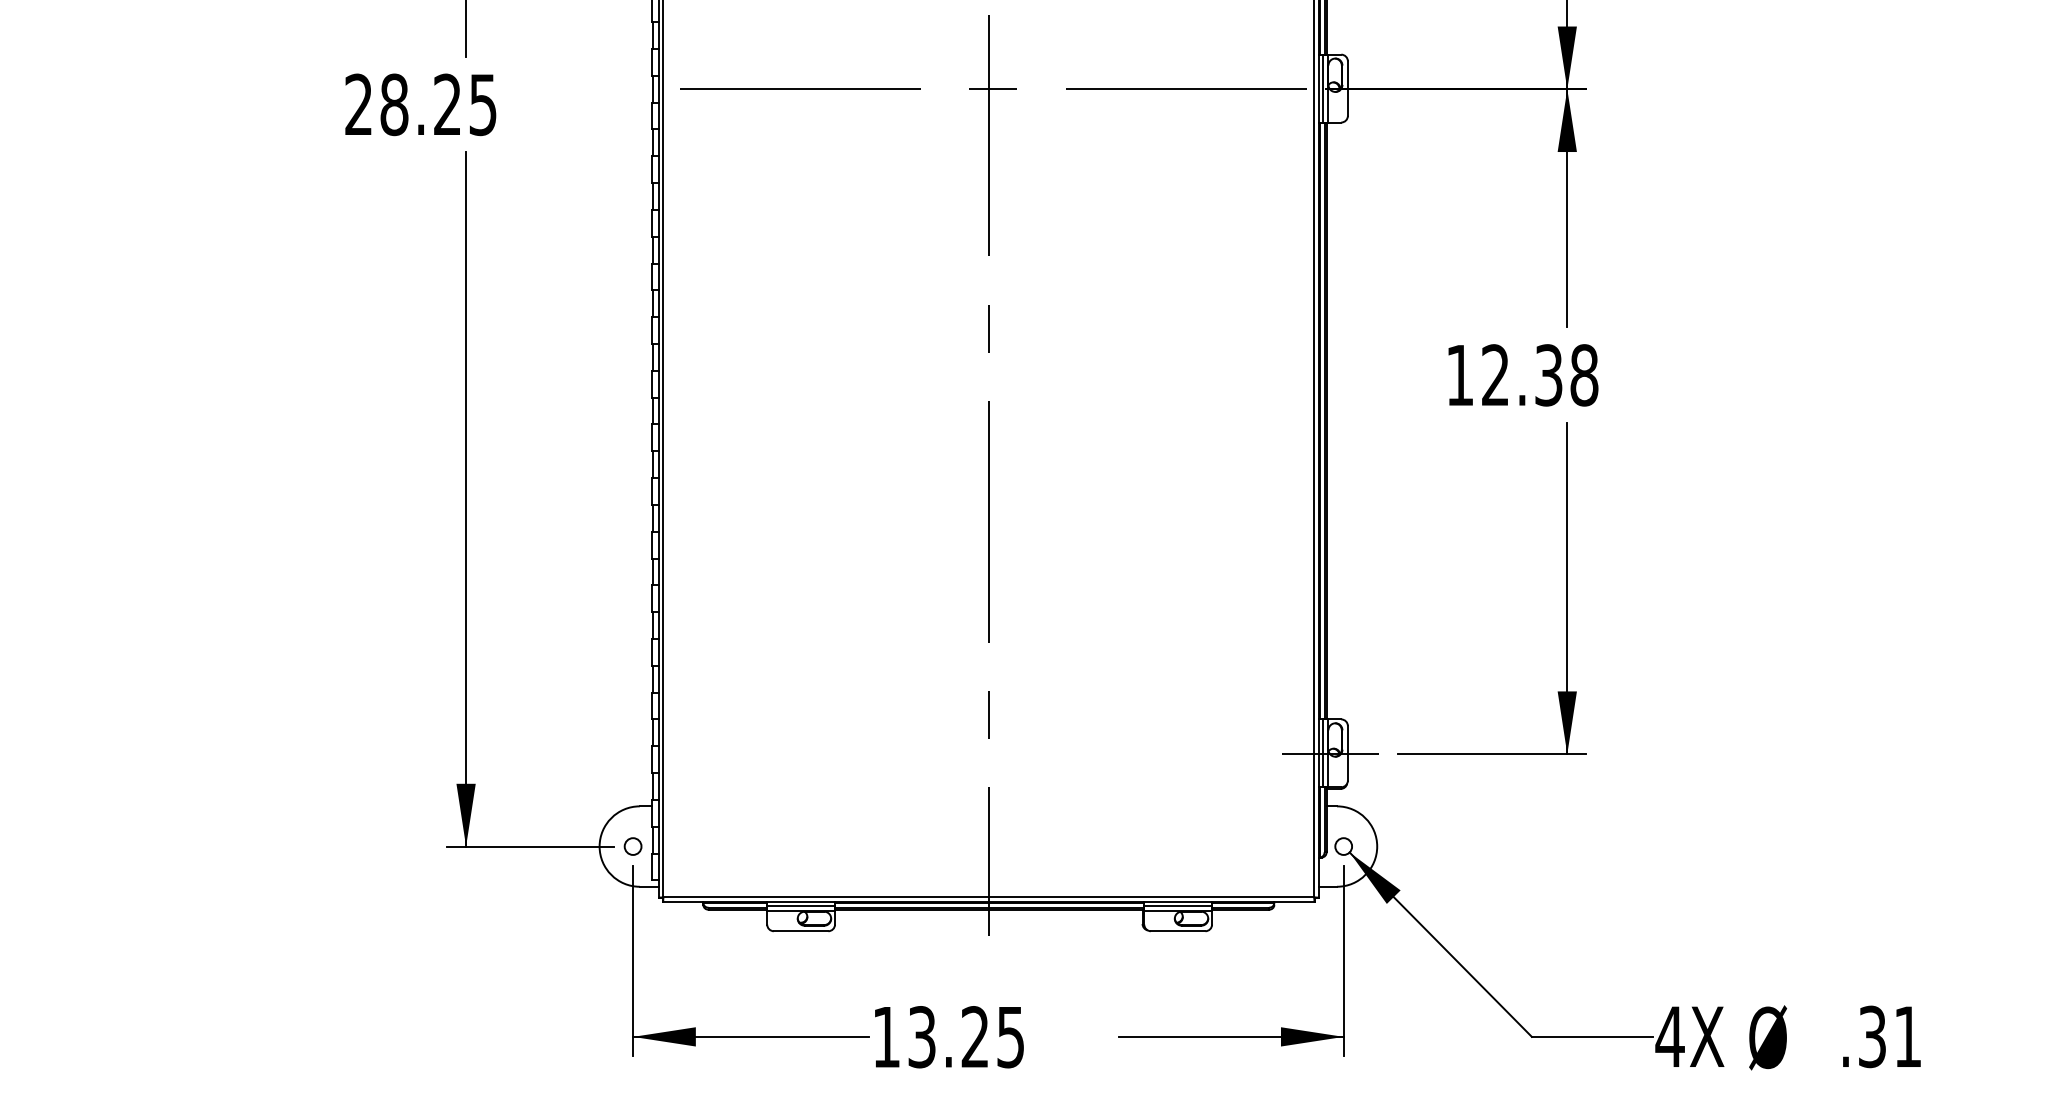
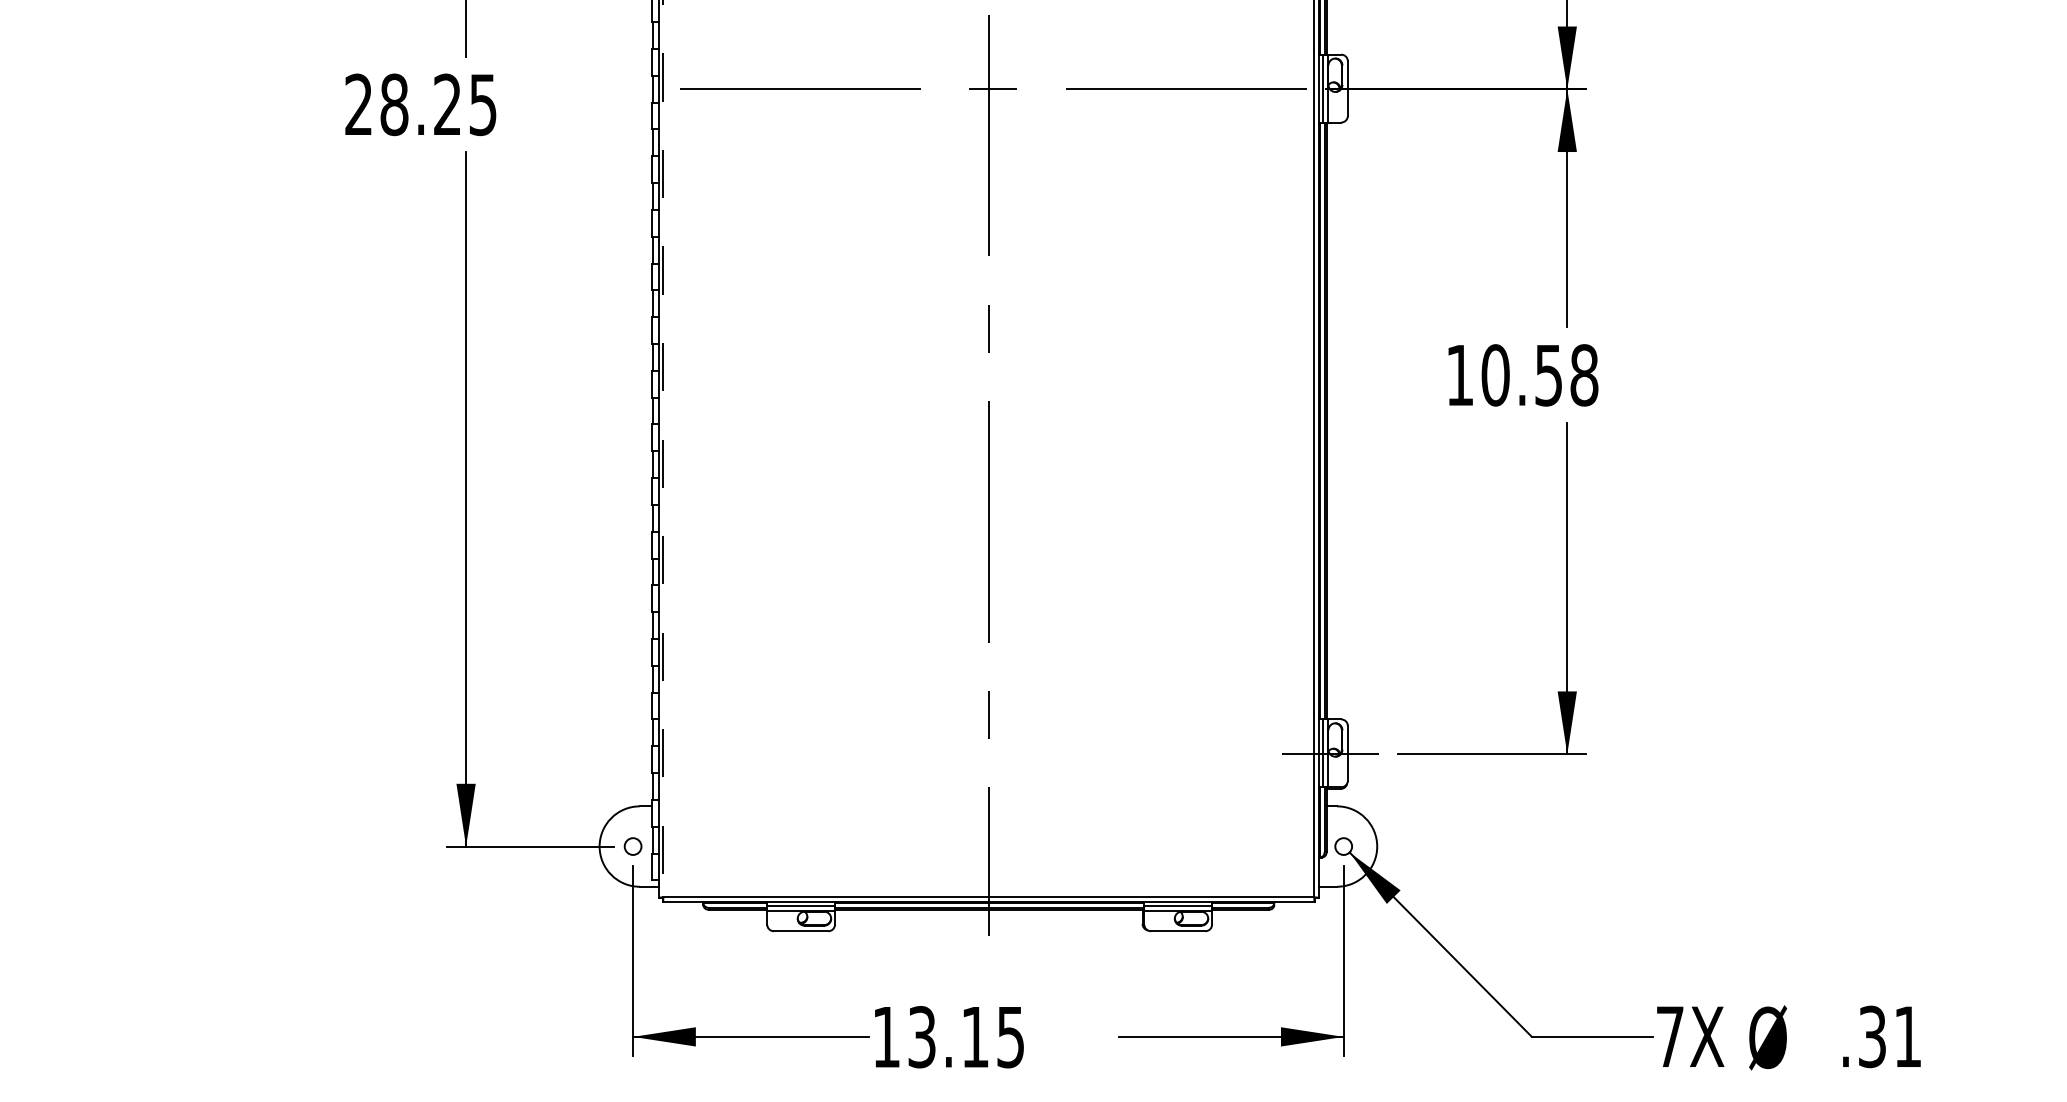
text: 12.38 -> 10.58 (1521, 375)
line: solid -> dashed (663, 449)
text: 13.25 -> 13.15 (974, 1036)
text: 4X -> 7X (1669, 1036)
